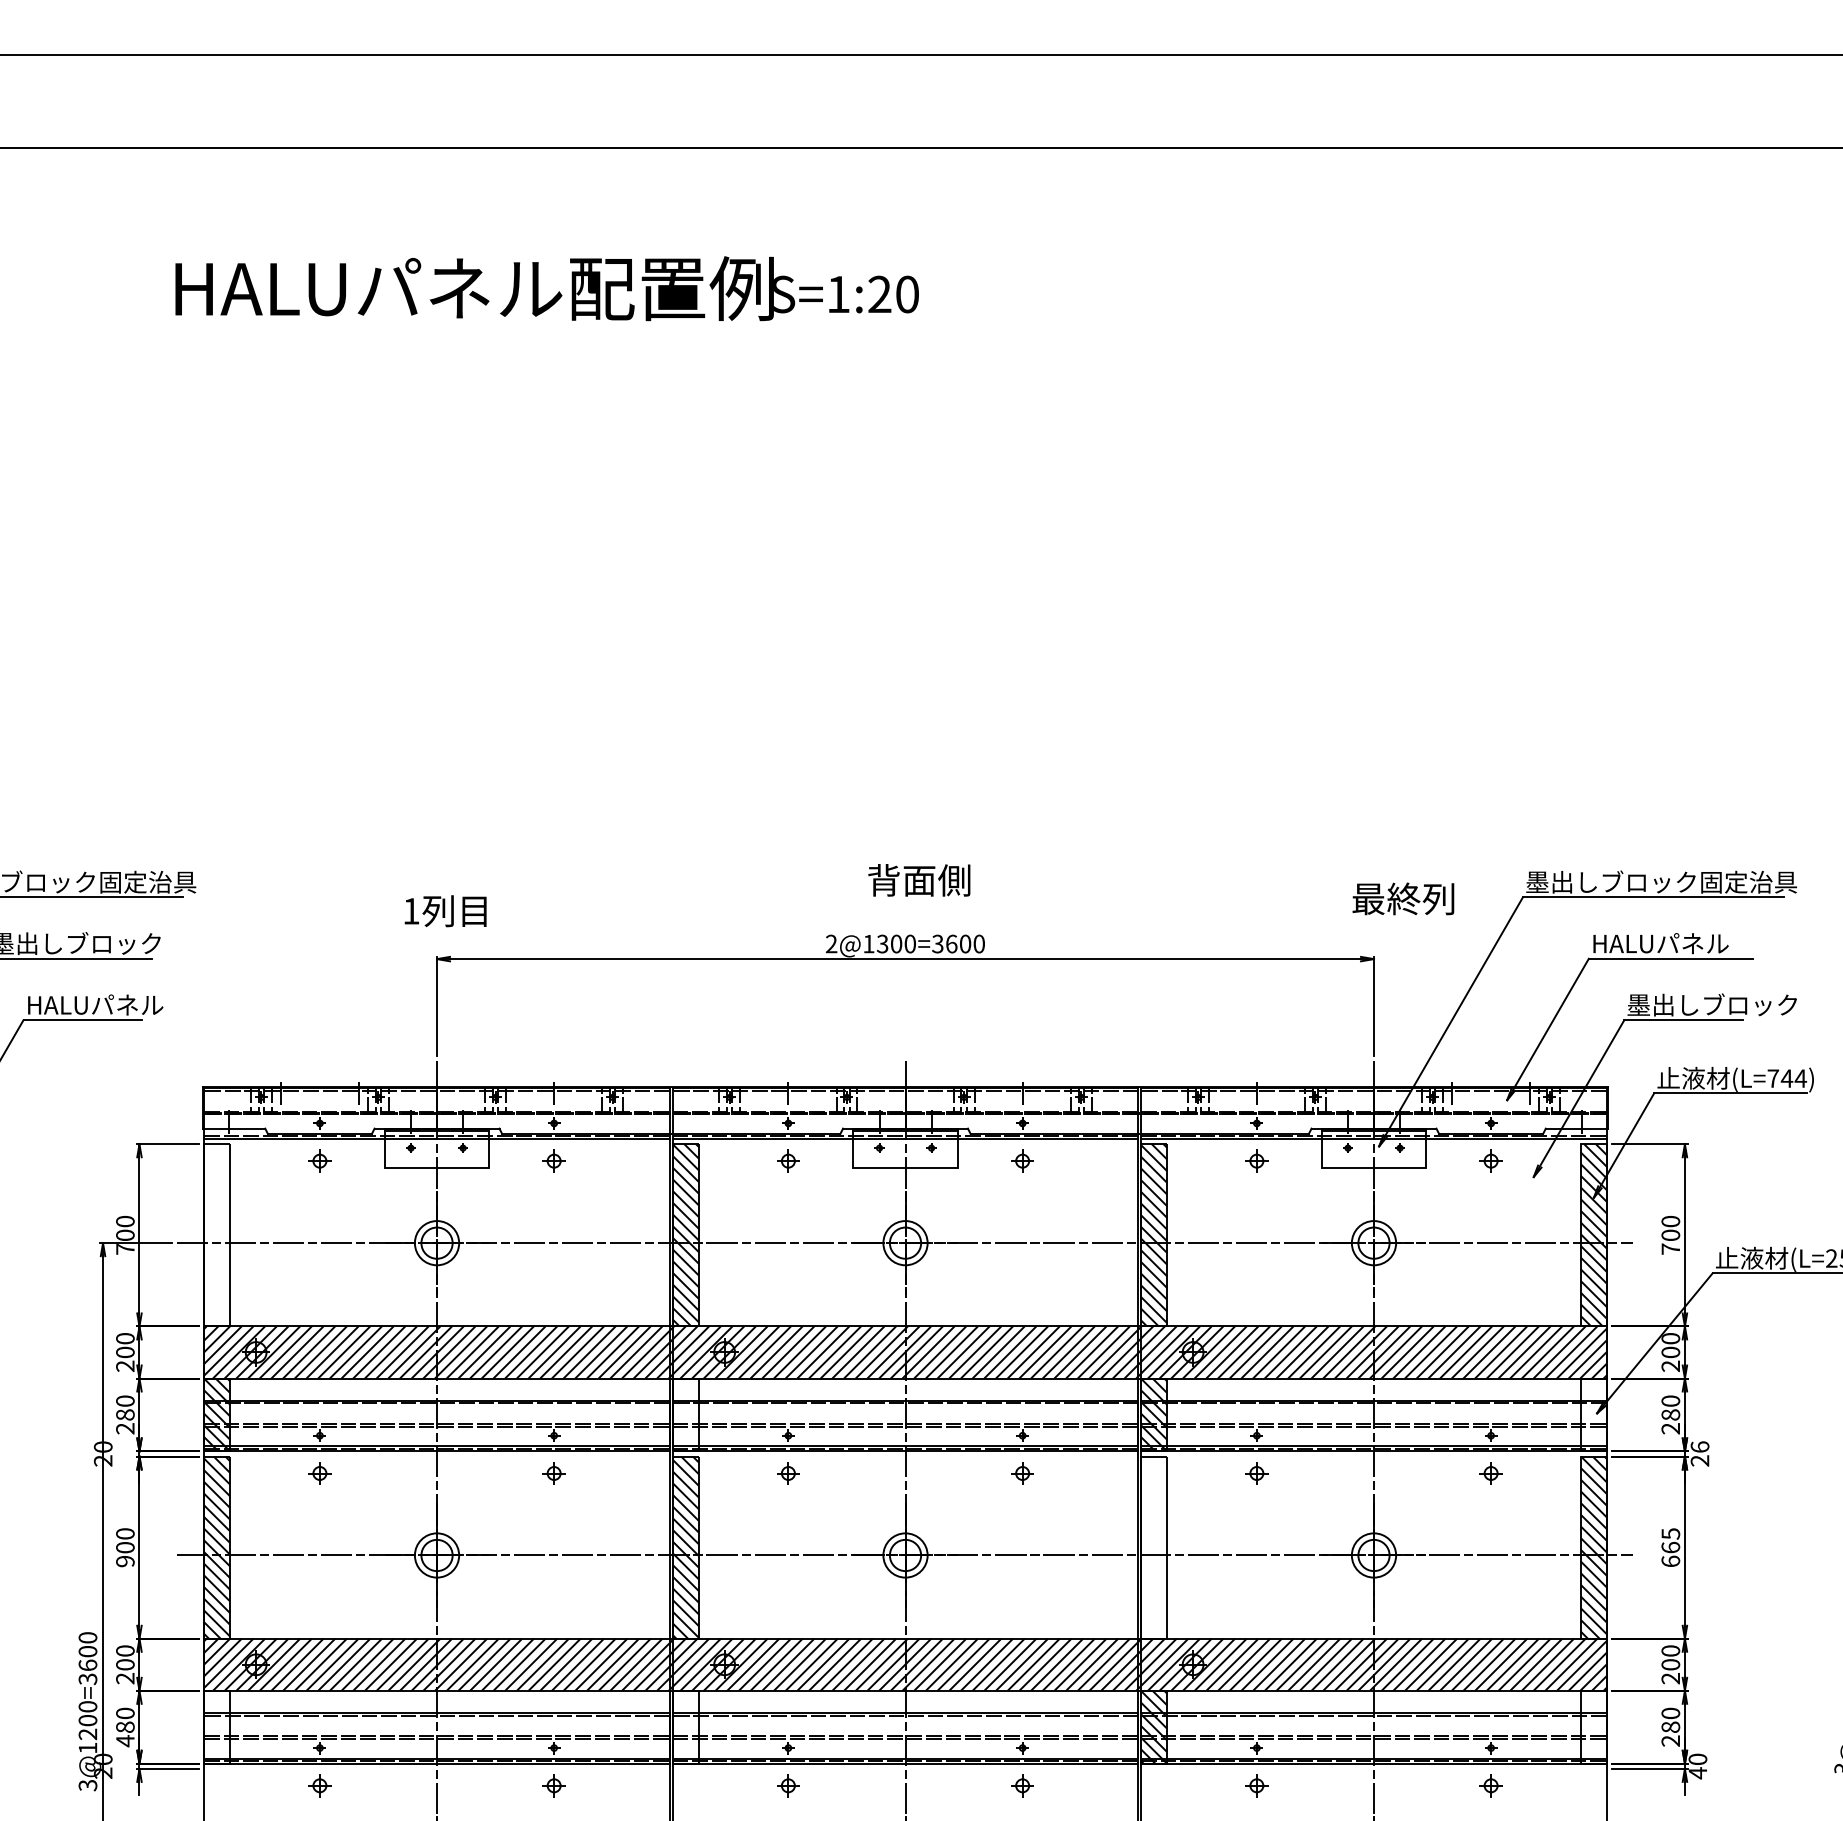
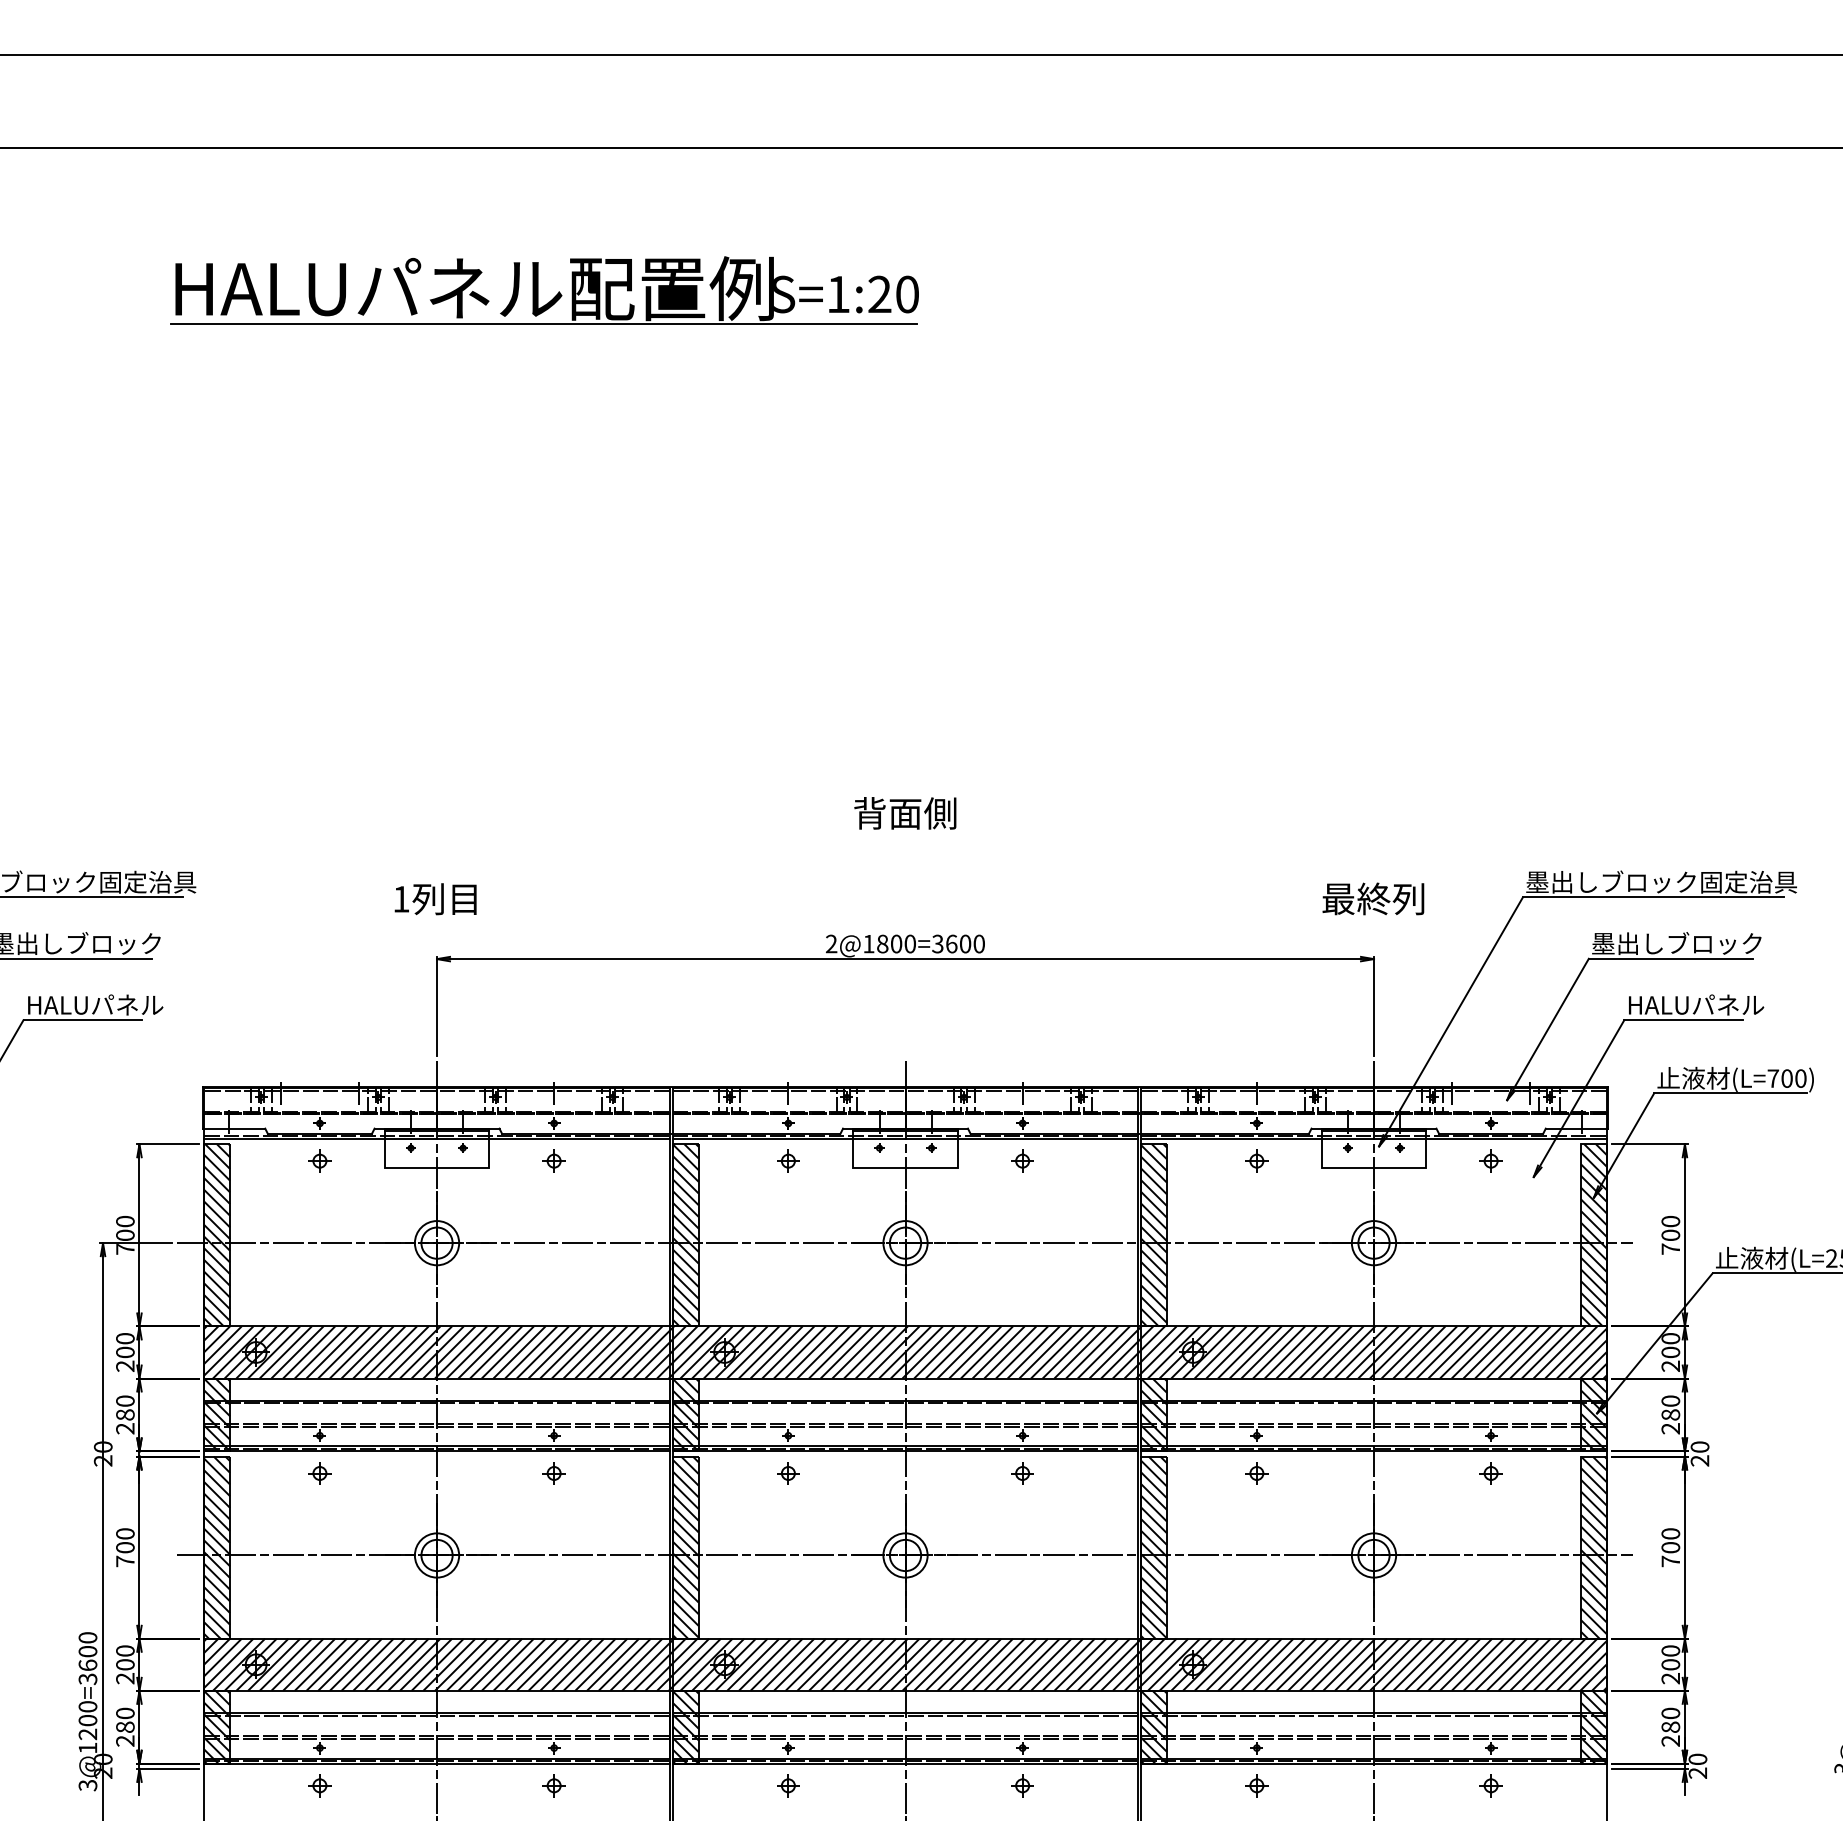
line: none -> present (543, 324)
text position: (919, 880) -> (905, 813) (905, 813)
text position: (1403, 898) -> (1373, 898) (1373, 898)
text position: (445, 911) -> (435, 899) (435, 899)
text: 2@1300=3600 -> 2@1800=3600 (882, 943)
text: HALUパネル -> 墨出しブロック (1676, 943)
text: 墨出しブロック -> HALUパネル (1711, 1004)
text: (L=744) -> (L=700) (1793, 1078)
hatch: none -> present (217, 1235)
hatch: none -> present (685, 1414)
hatch: none -> present (1593, 1414)
text: 26 -> 20 (1699, 1446)
hatch: none -> present (1154, 1547)
text: 665 -> 700 (1670, 1547)
text: 900 -> 700 (125, 1561)
hatch: none -> present (217, 1726)
hatch: none -> present (685, 1726)
hatch: none -> present (1593, 1726)
text: 480 -> 280 (125, 1741)
text: 40 -> 20 (1697, 1773)
